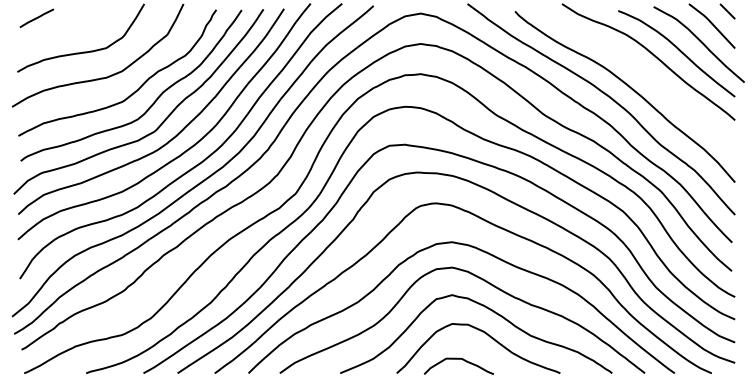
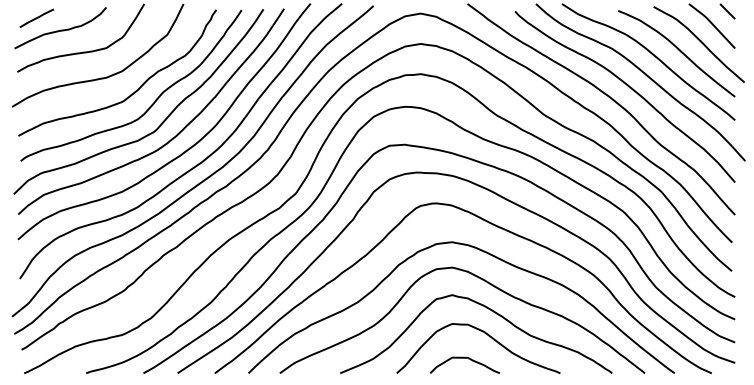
curve: none -> present (60, 29)
curve: none -> present (646, 76)
curve position: (458, 359) -> (464, 358) (464, 358)
